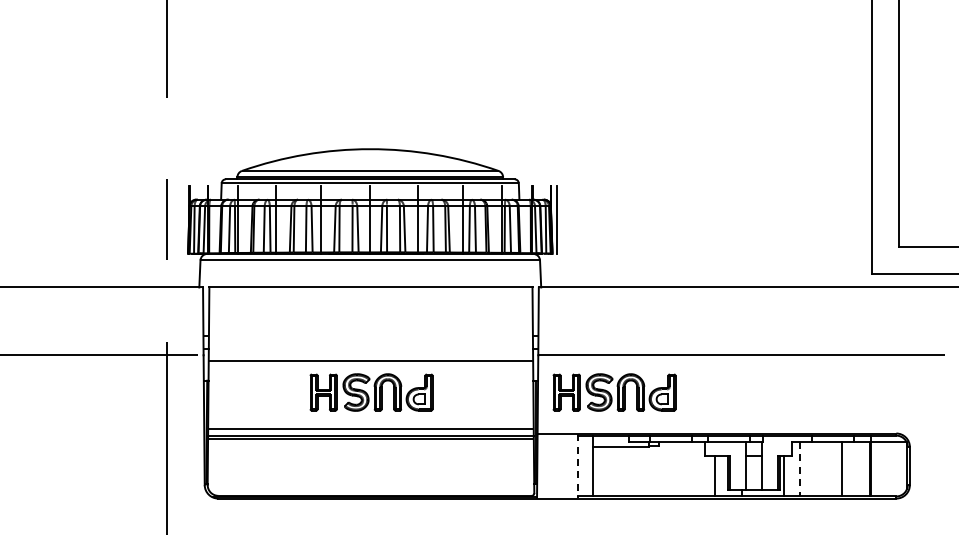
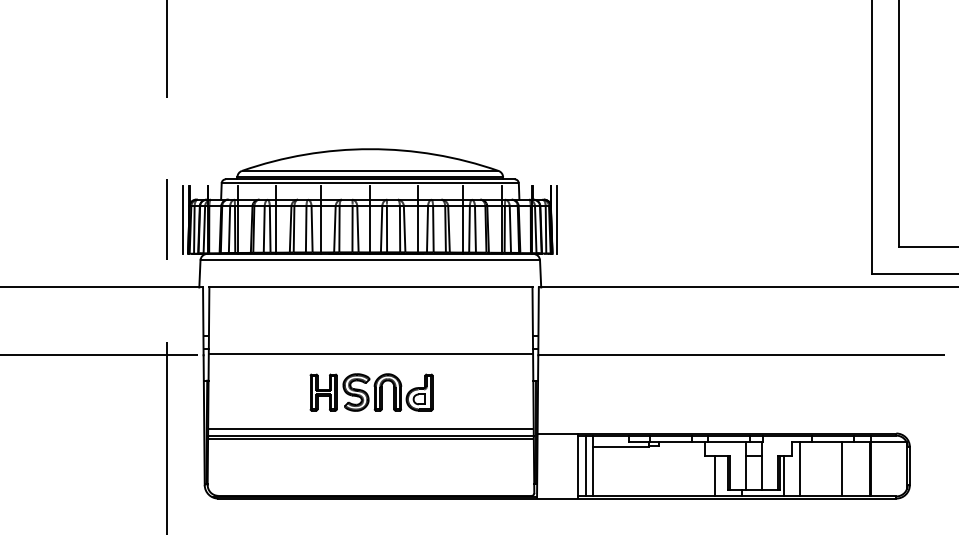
line: none -> present (183, 219)
line position: (370, 361) -> (370, 354) (370, 354)
part: present -> none (614, 392)
line: none -> present (586, 465)
line: dashed -> solid (577, 466)
line: dashed -> solid (800, 469)
